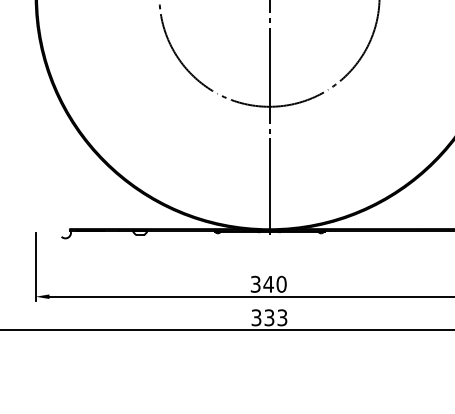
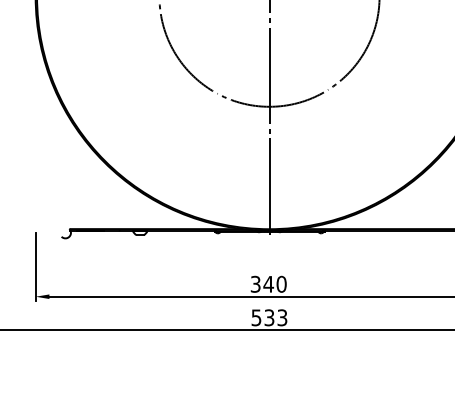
text: 333 -> 533 (256, 317)
